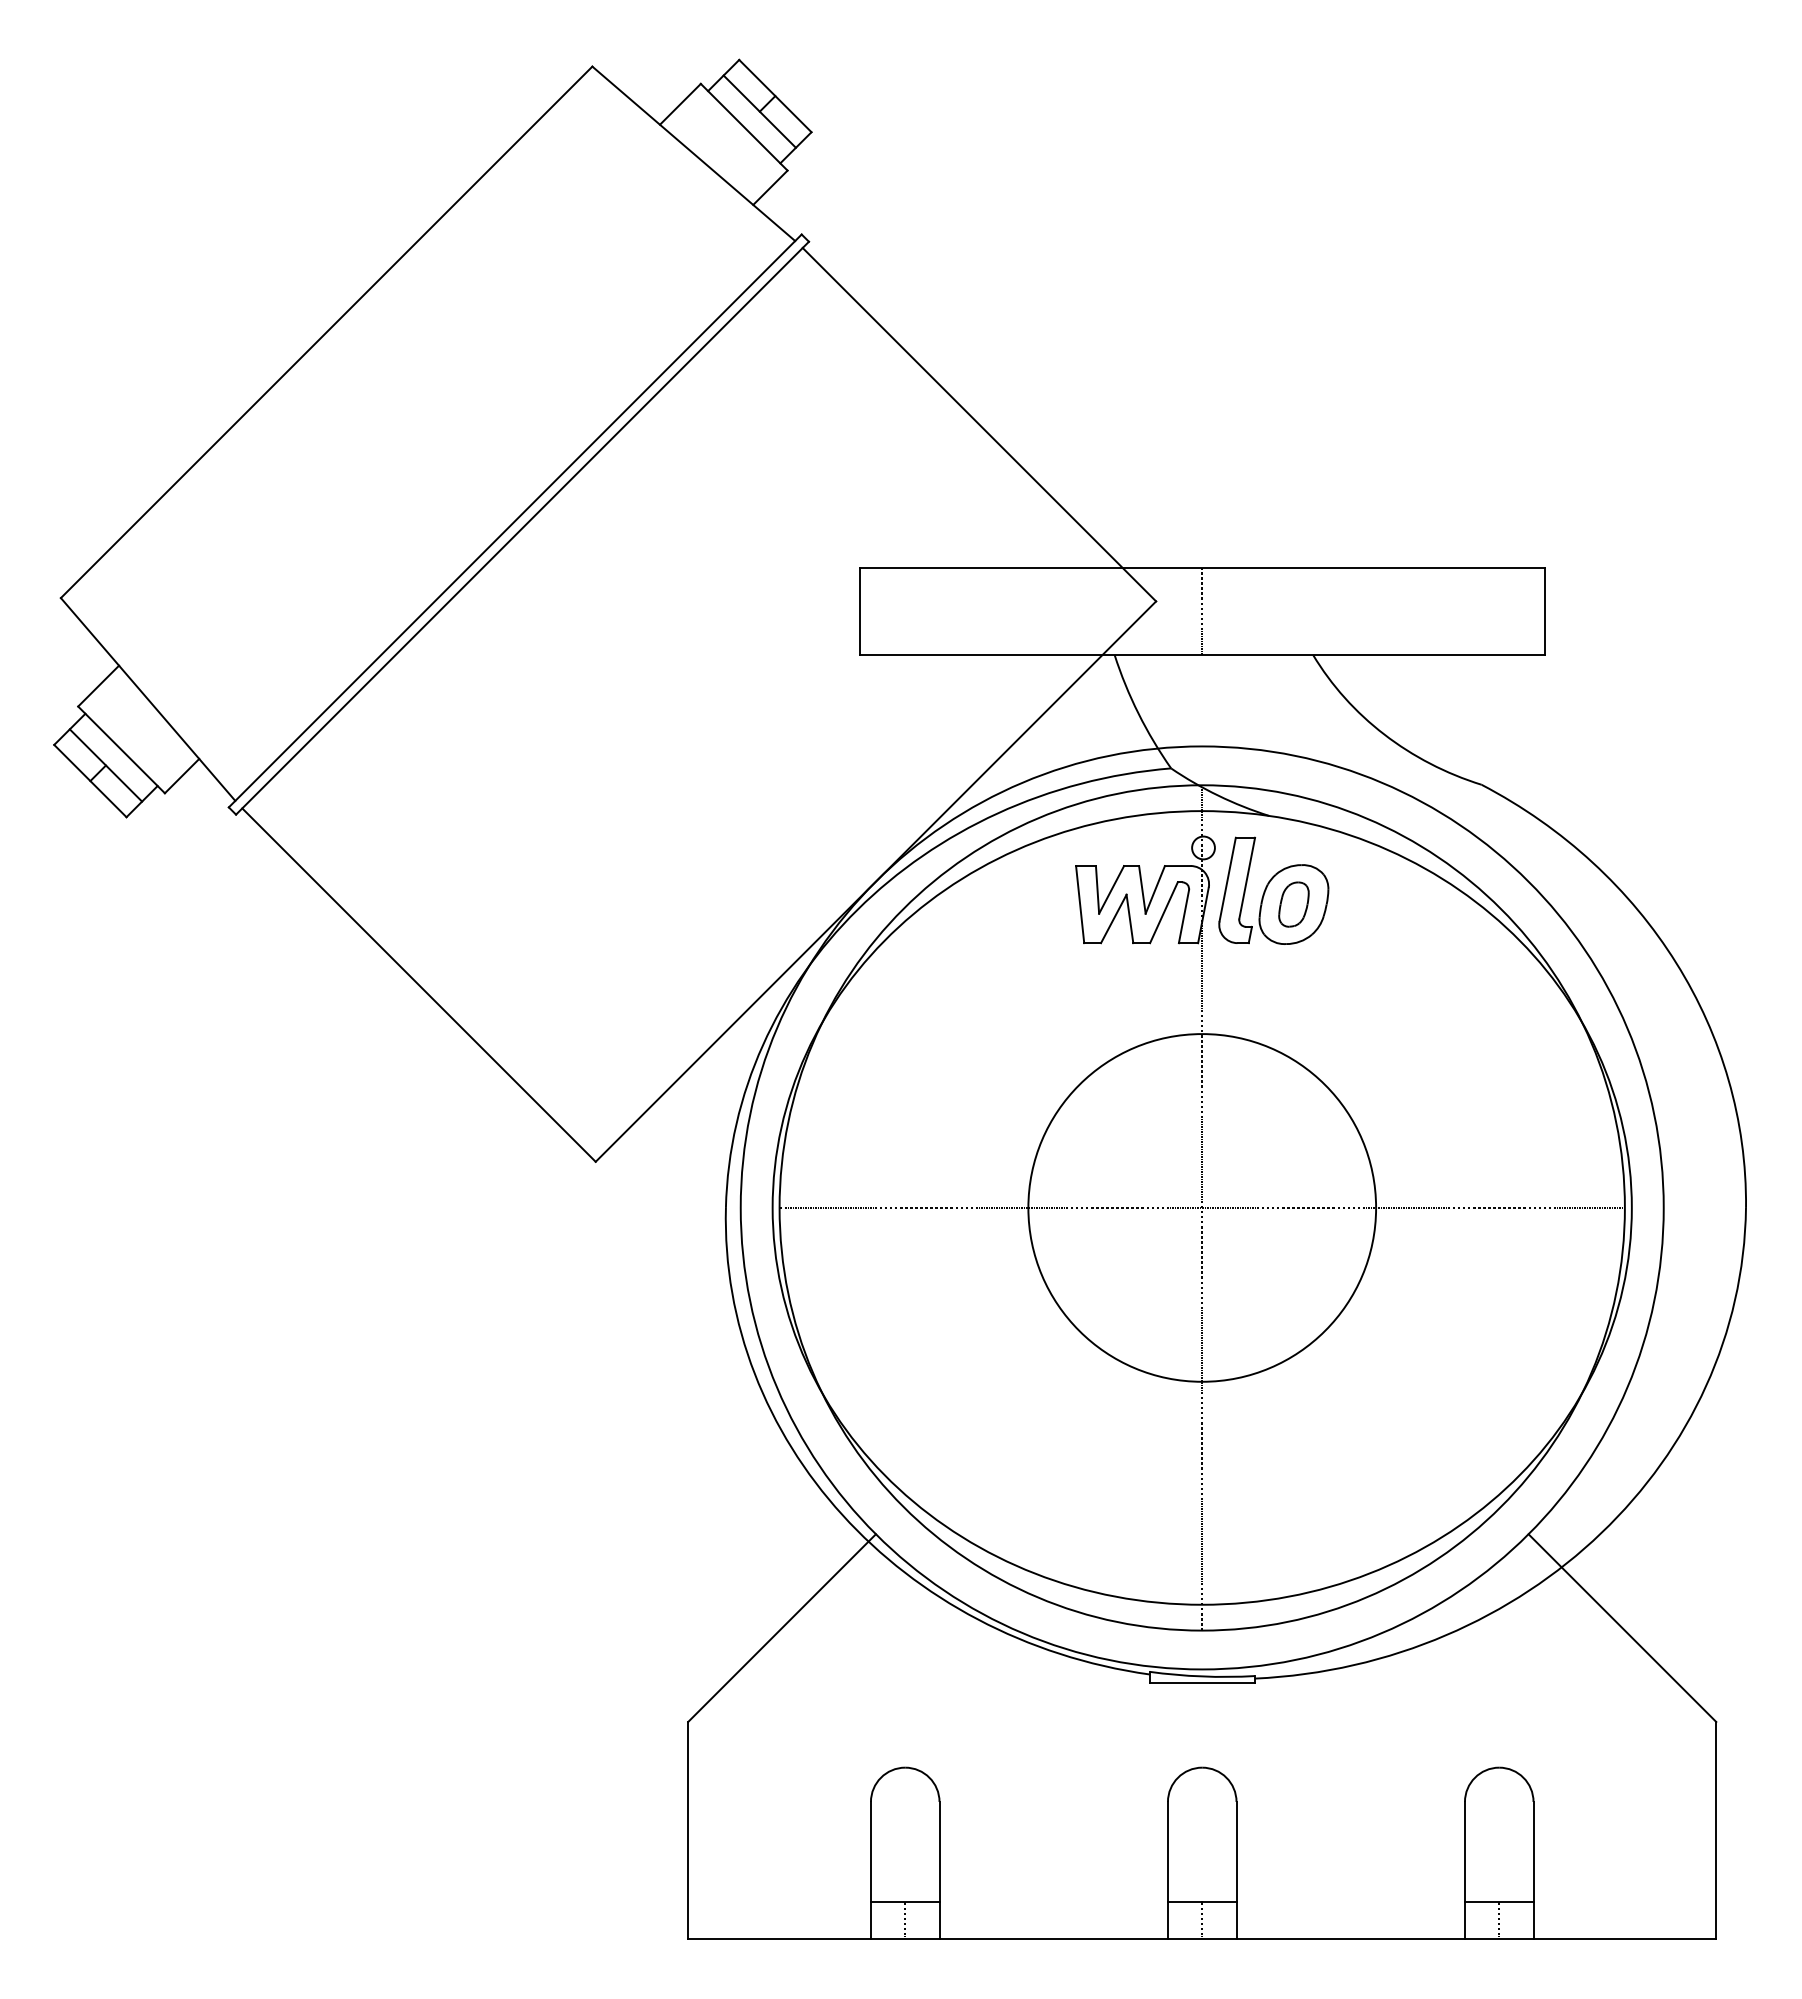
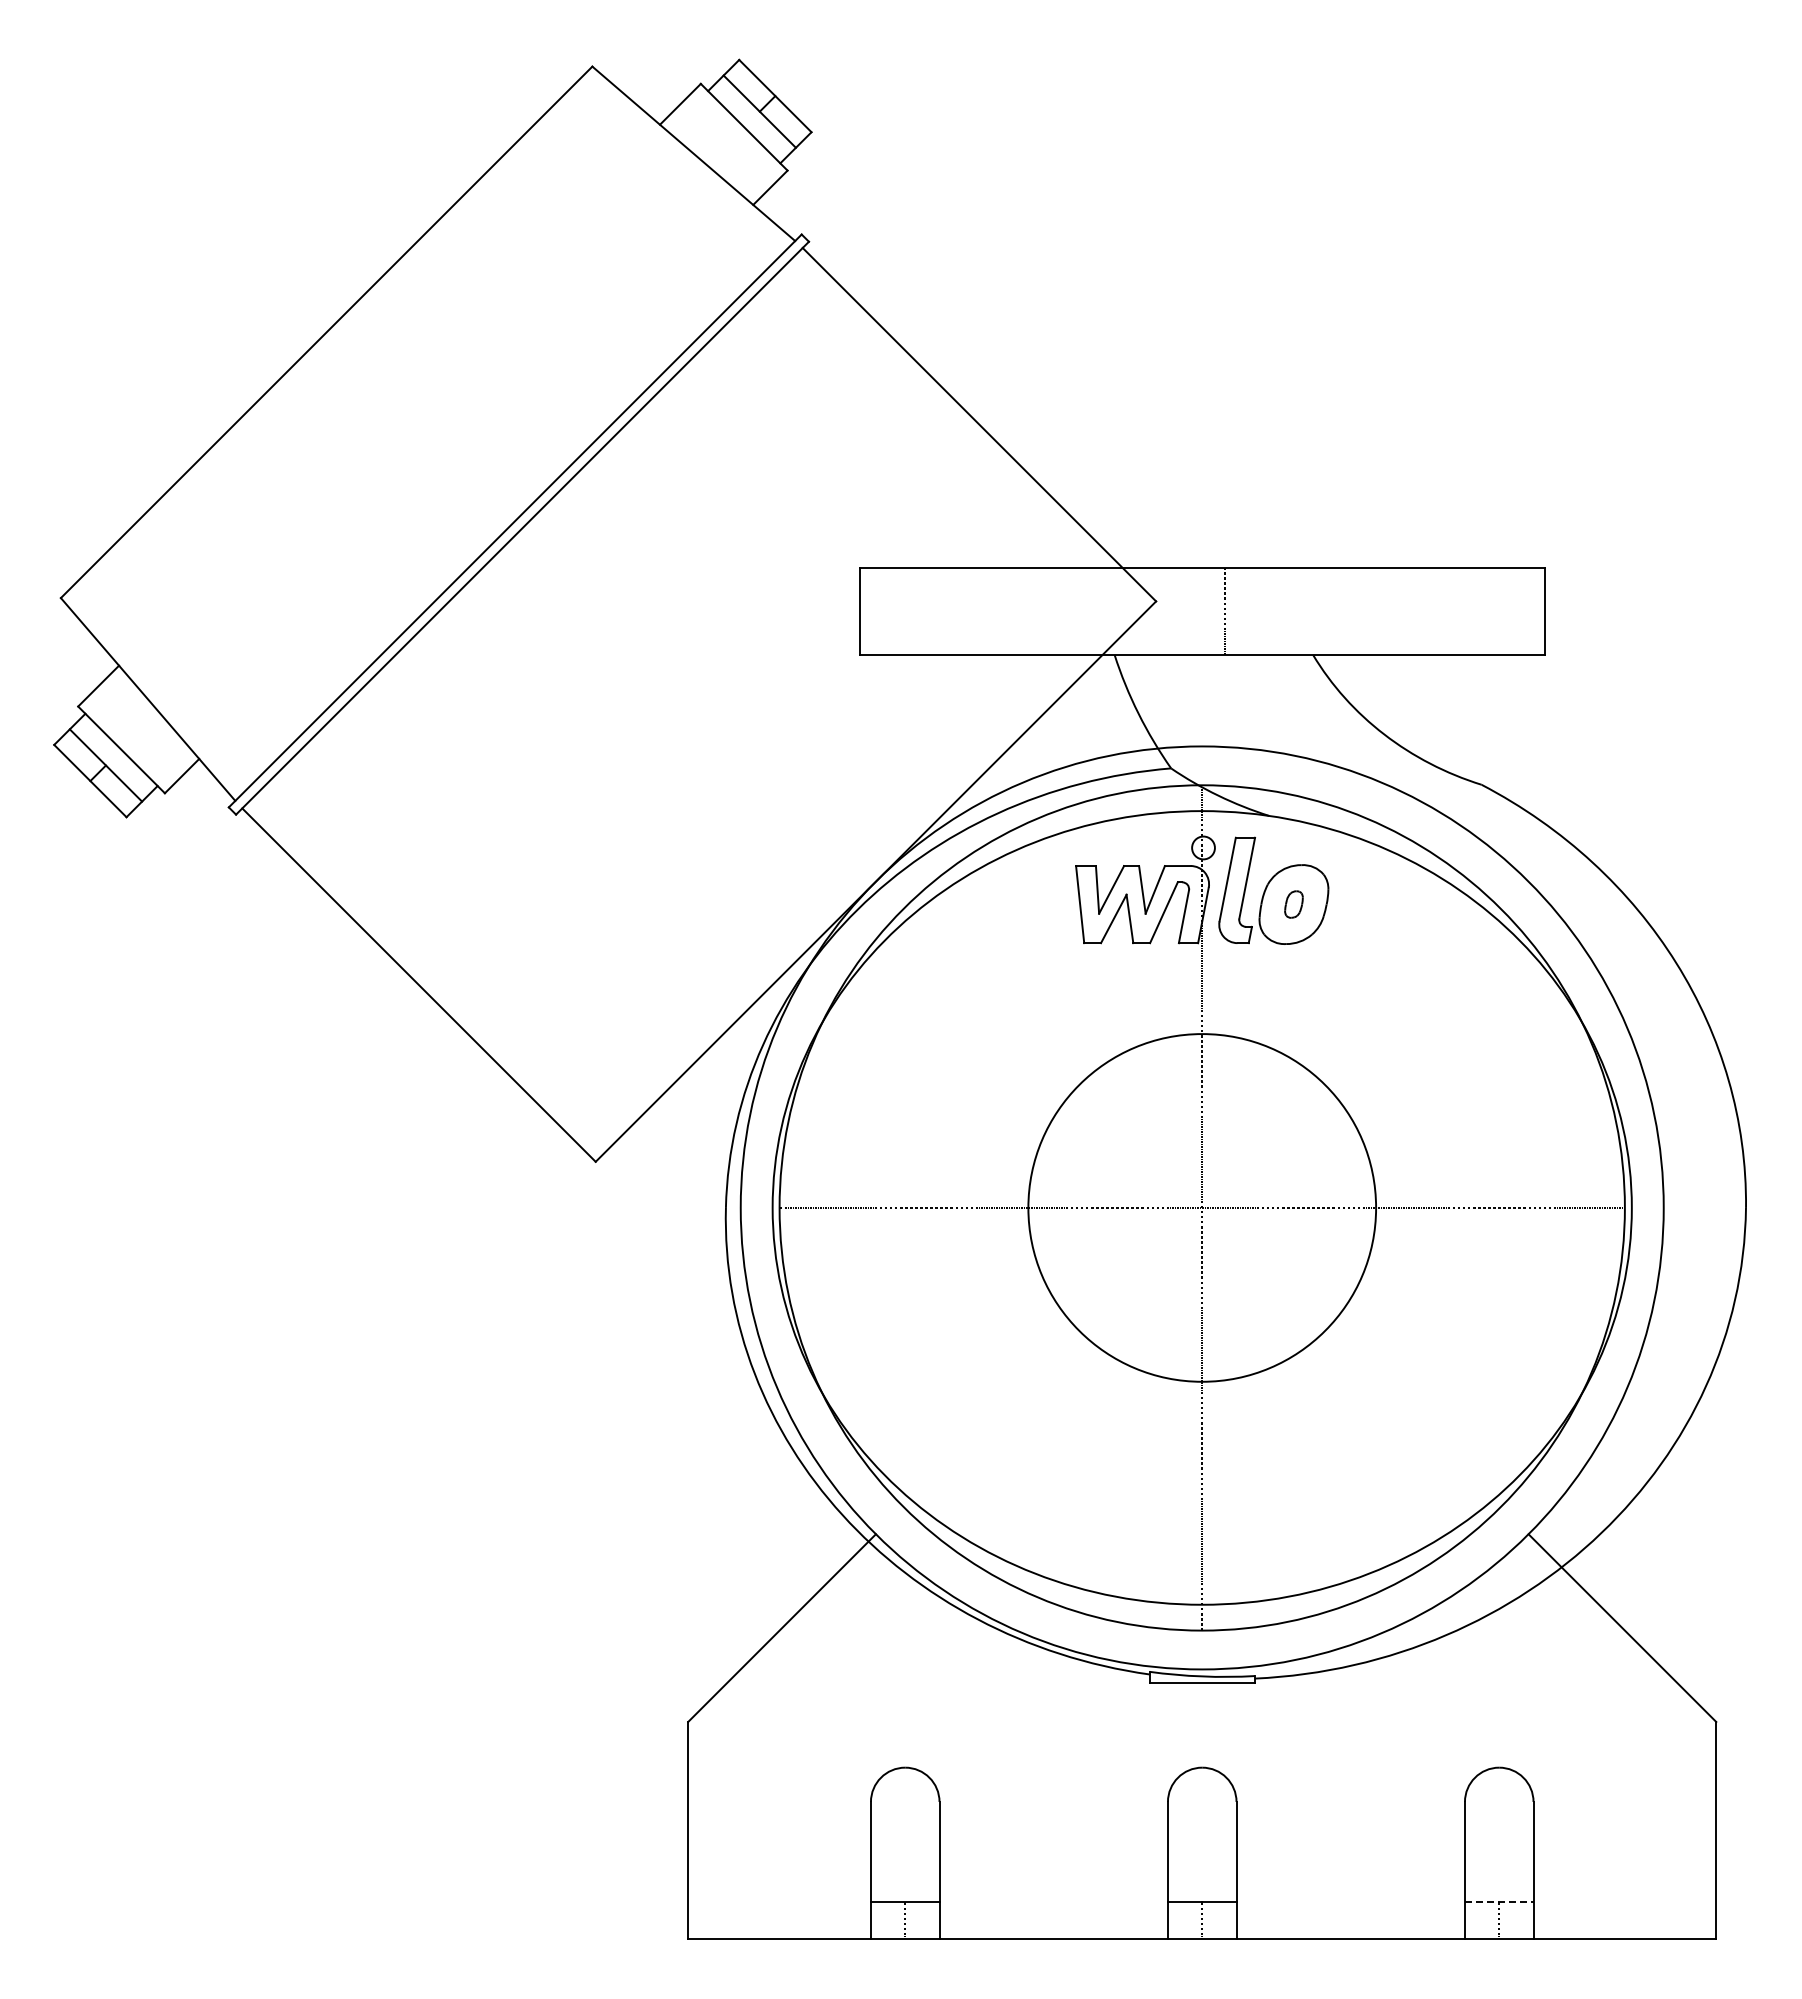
line position: (1202, 611) -> (1225, 611) (1225, 611)
part size: 32x47 px -> 20x29 px (1293, 904)
line: solid -> dashed (1499, 1902)
